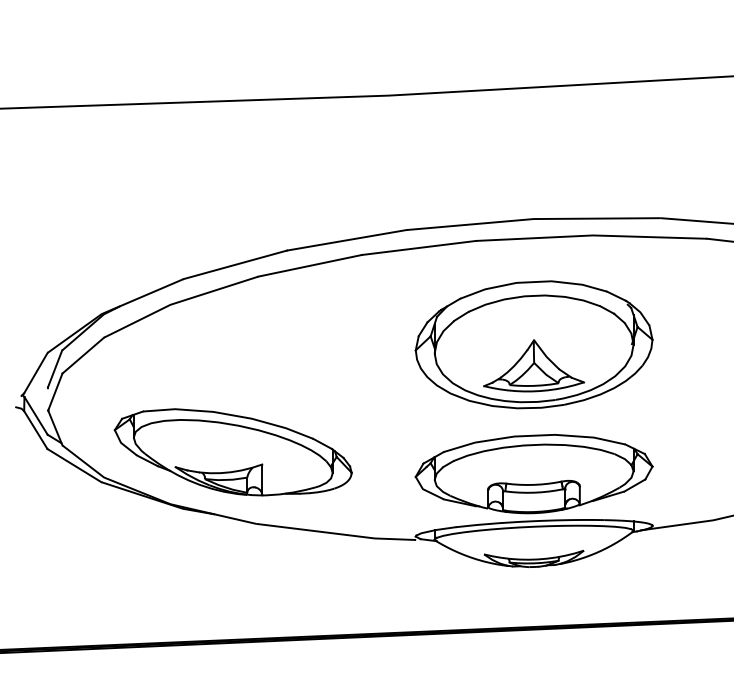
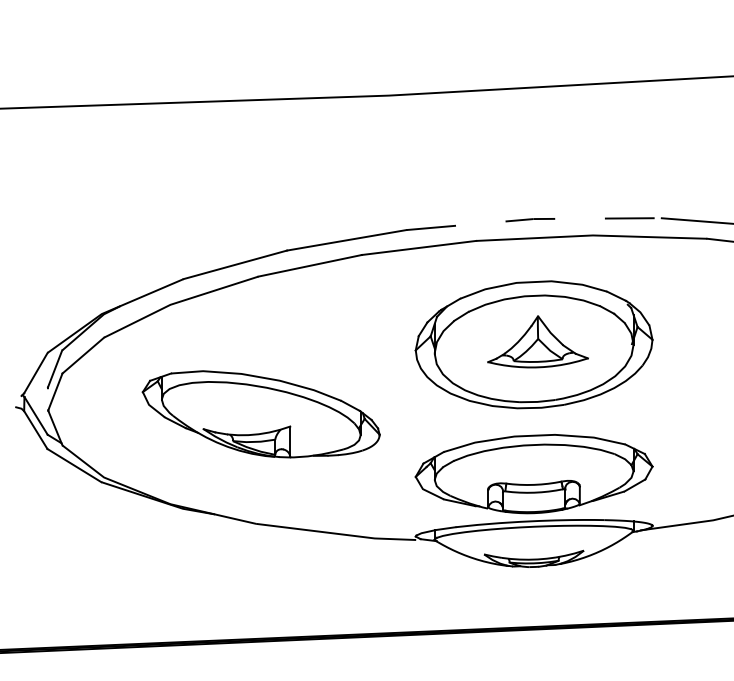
line: solid -> dashed (533, 219)
part position: (533, 365) -> (537, 341) (537, 341)
part position: (232, 452) -> (260, 414) (260, 414)
